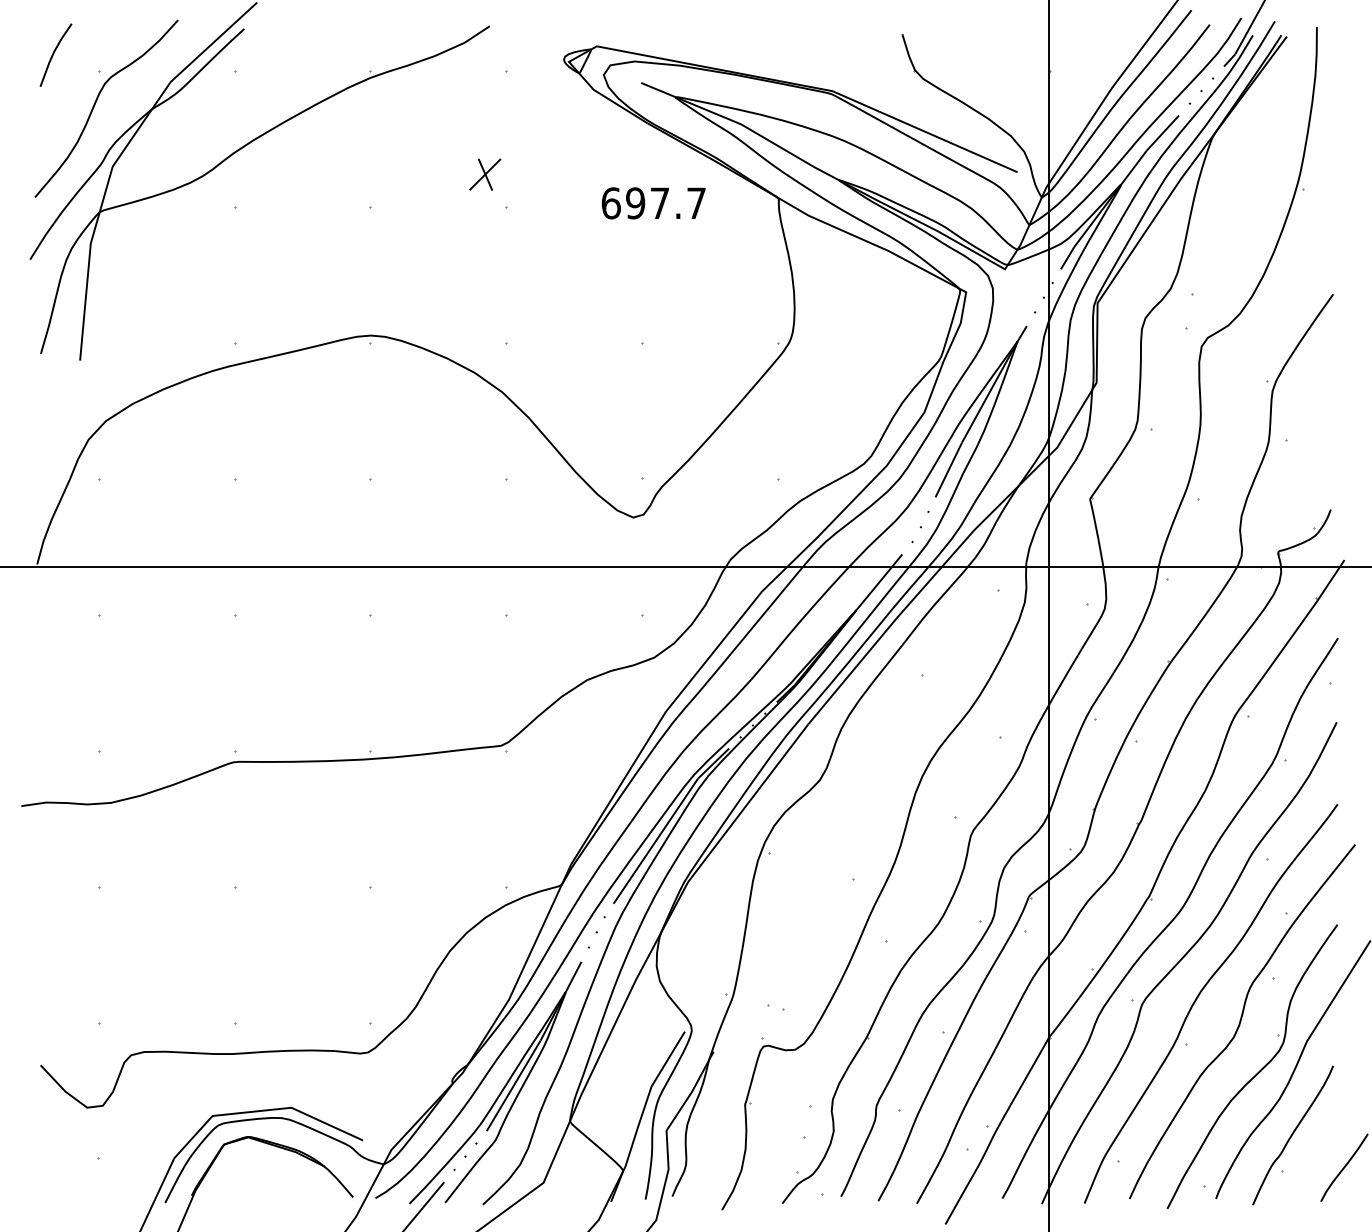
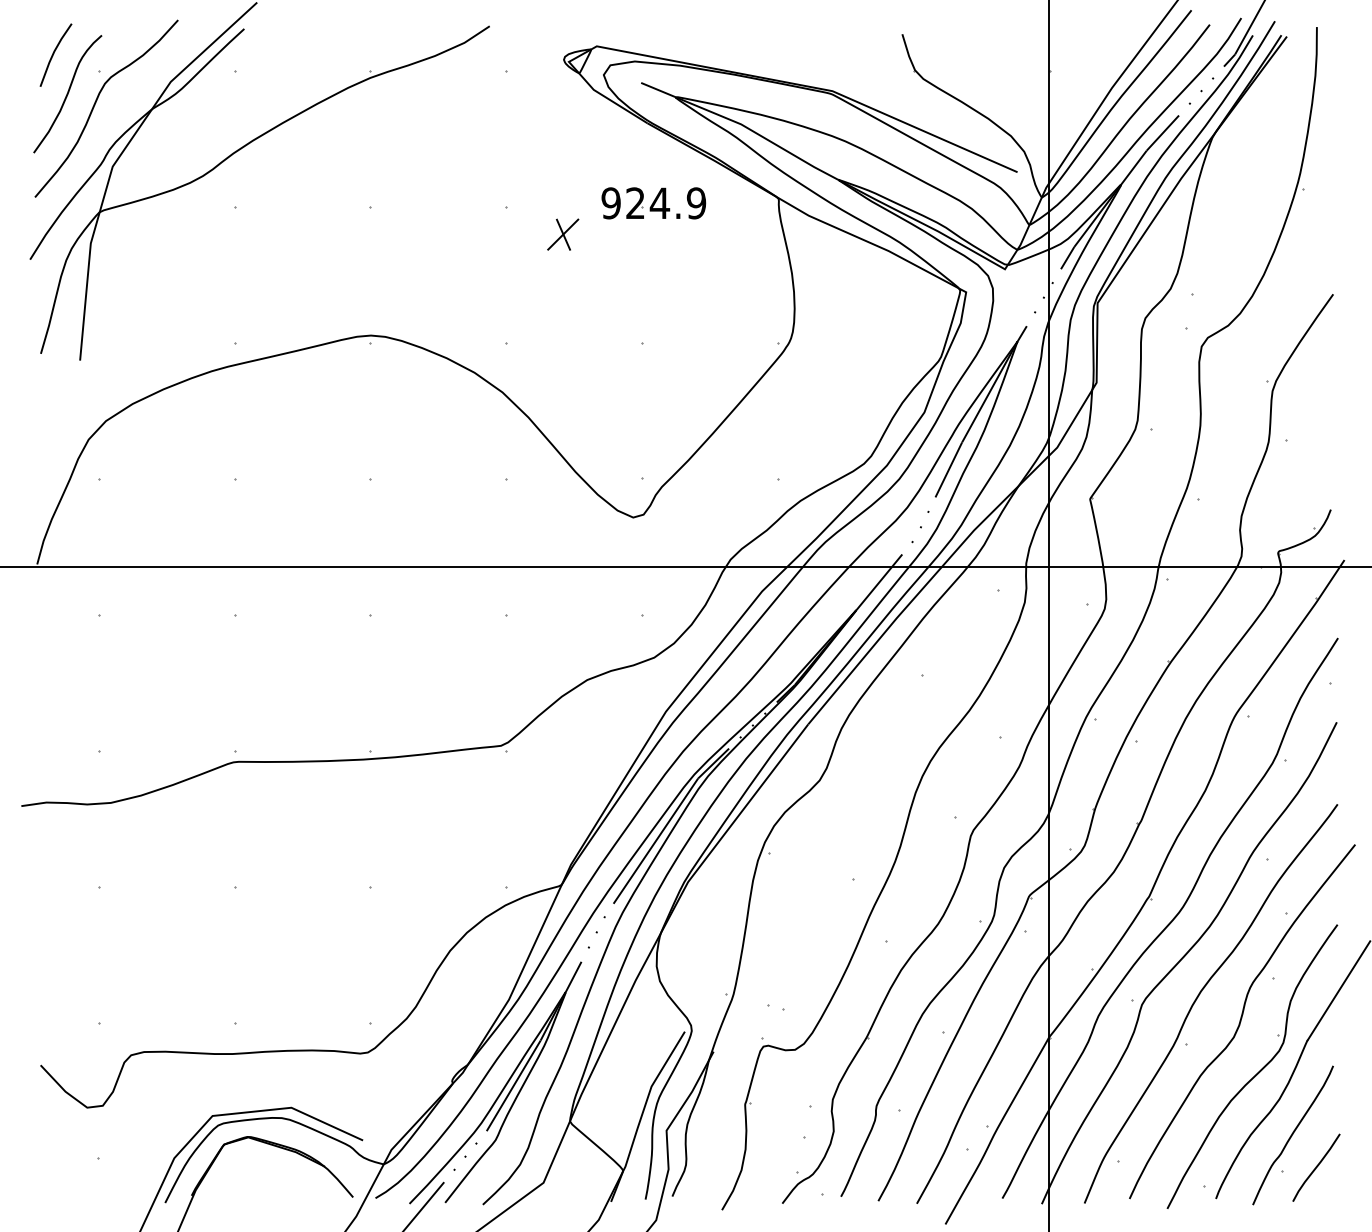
curve: none -> present (67, 94)
part position: (485, 174) -> (563, 234) (563, 234)
text: 697.7 -> 924.9 (653, 203)
curve position: (1344, 1167) -> (1316, 1167) (1316, 1167)
